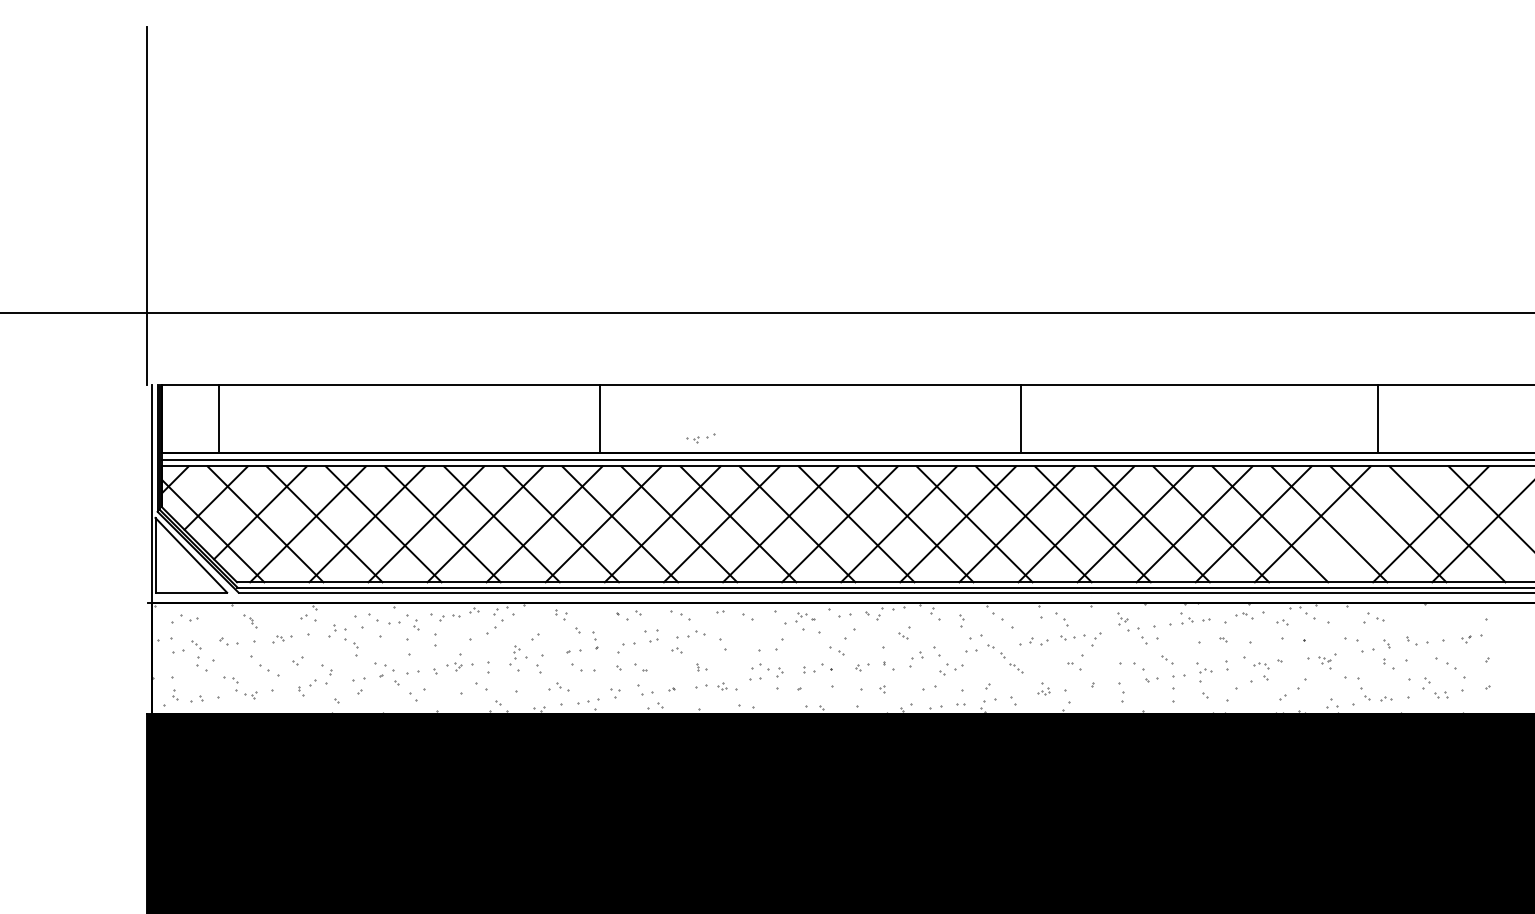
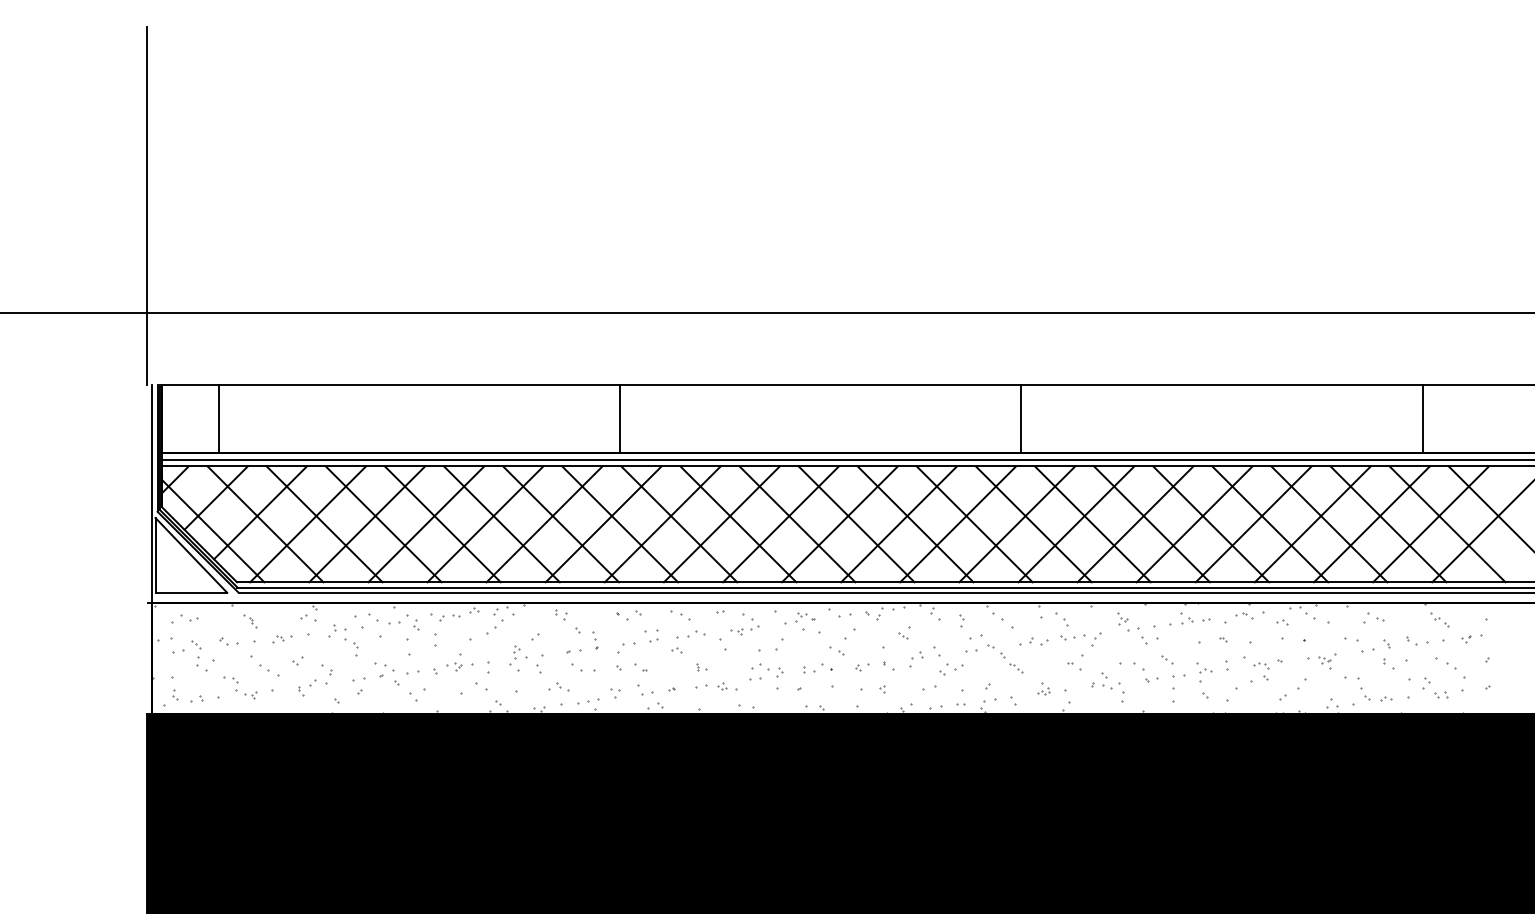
line position: (600, 418) -> (620, 418) (620, 418)
line position: (1377, 418) -> (1422, 418) (1422, 418)
part position: (700, 438) -> (744, 630) (744, 630)
line: none -> present (1371, 524)
part: none -> present (1439, 619)
part: none -> present (1106, 680)
